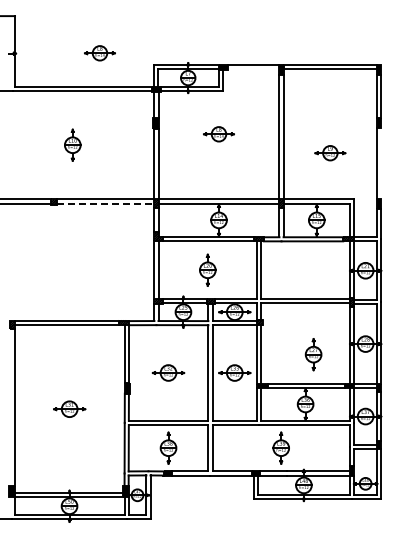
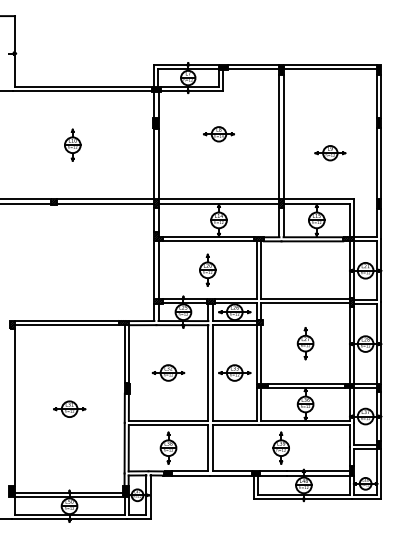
part: present -> none (99, 53)
line: none -> present (253, 69)
line: none -> present (381, 163)
line: dashed -> solid (105, 203)
part position: (313, 354) -> (305, 343) (305, 343)
